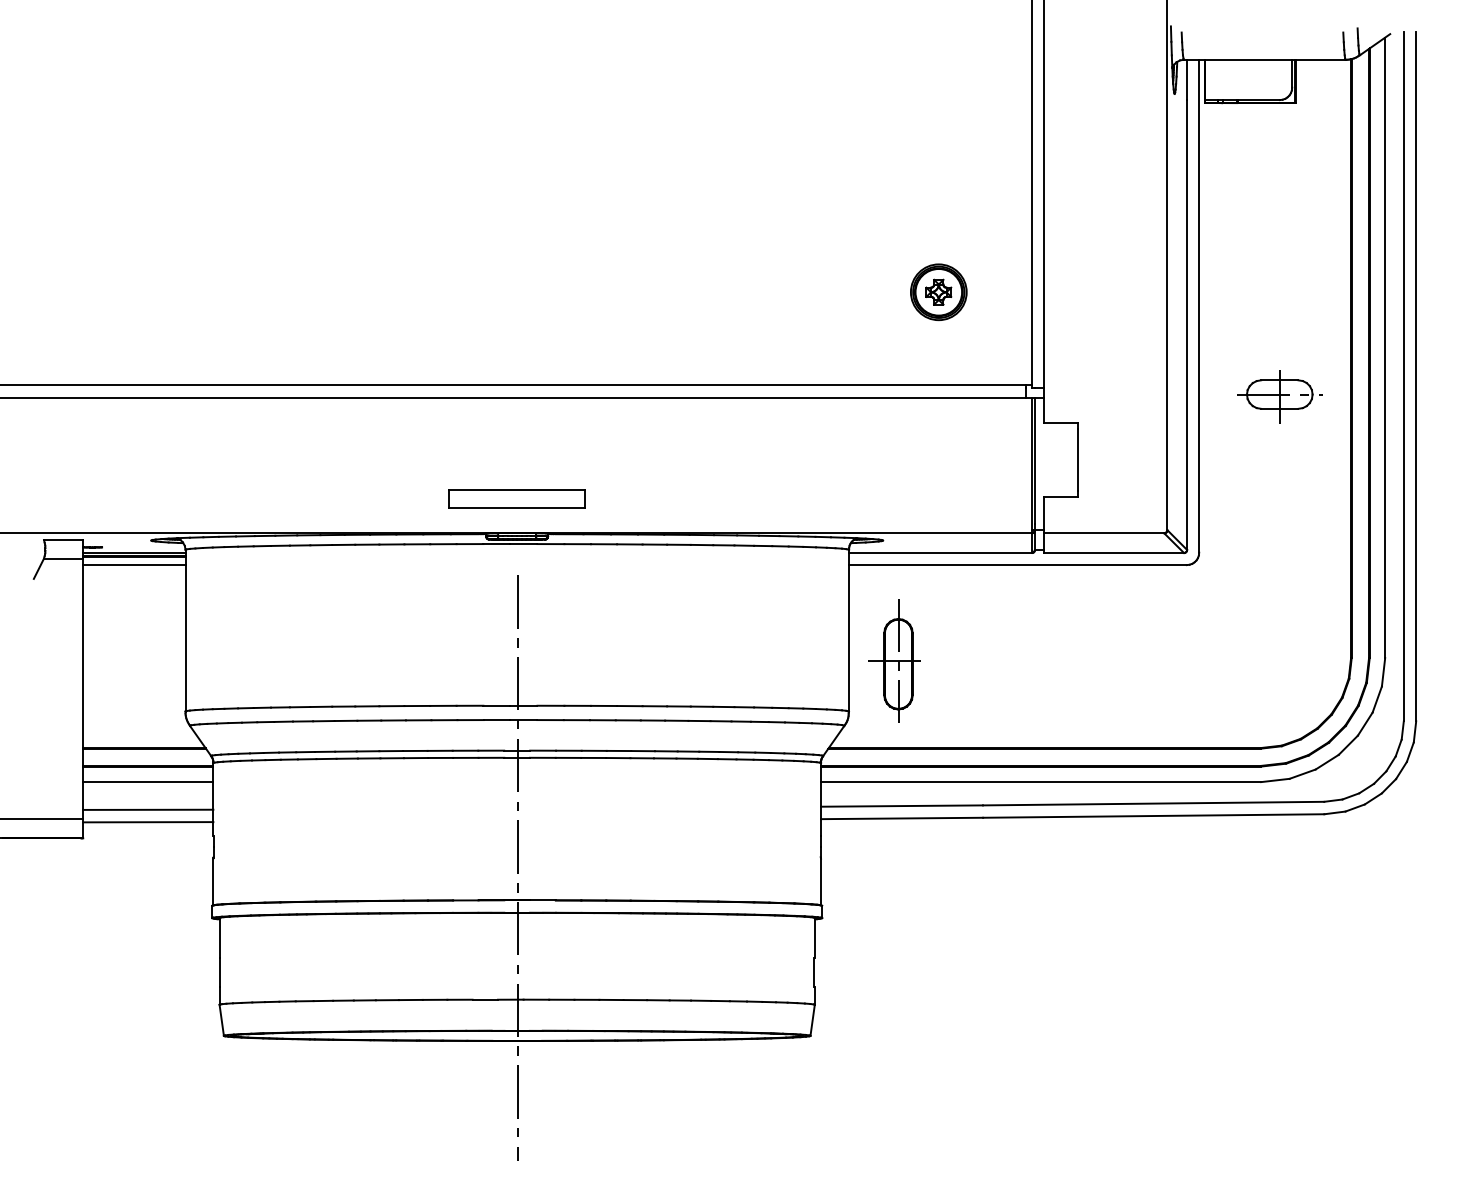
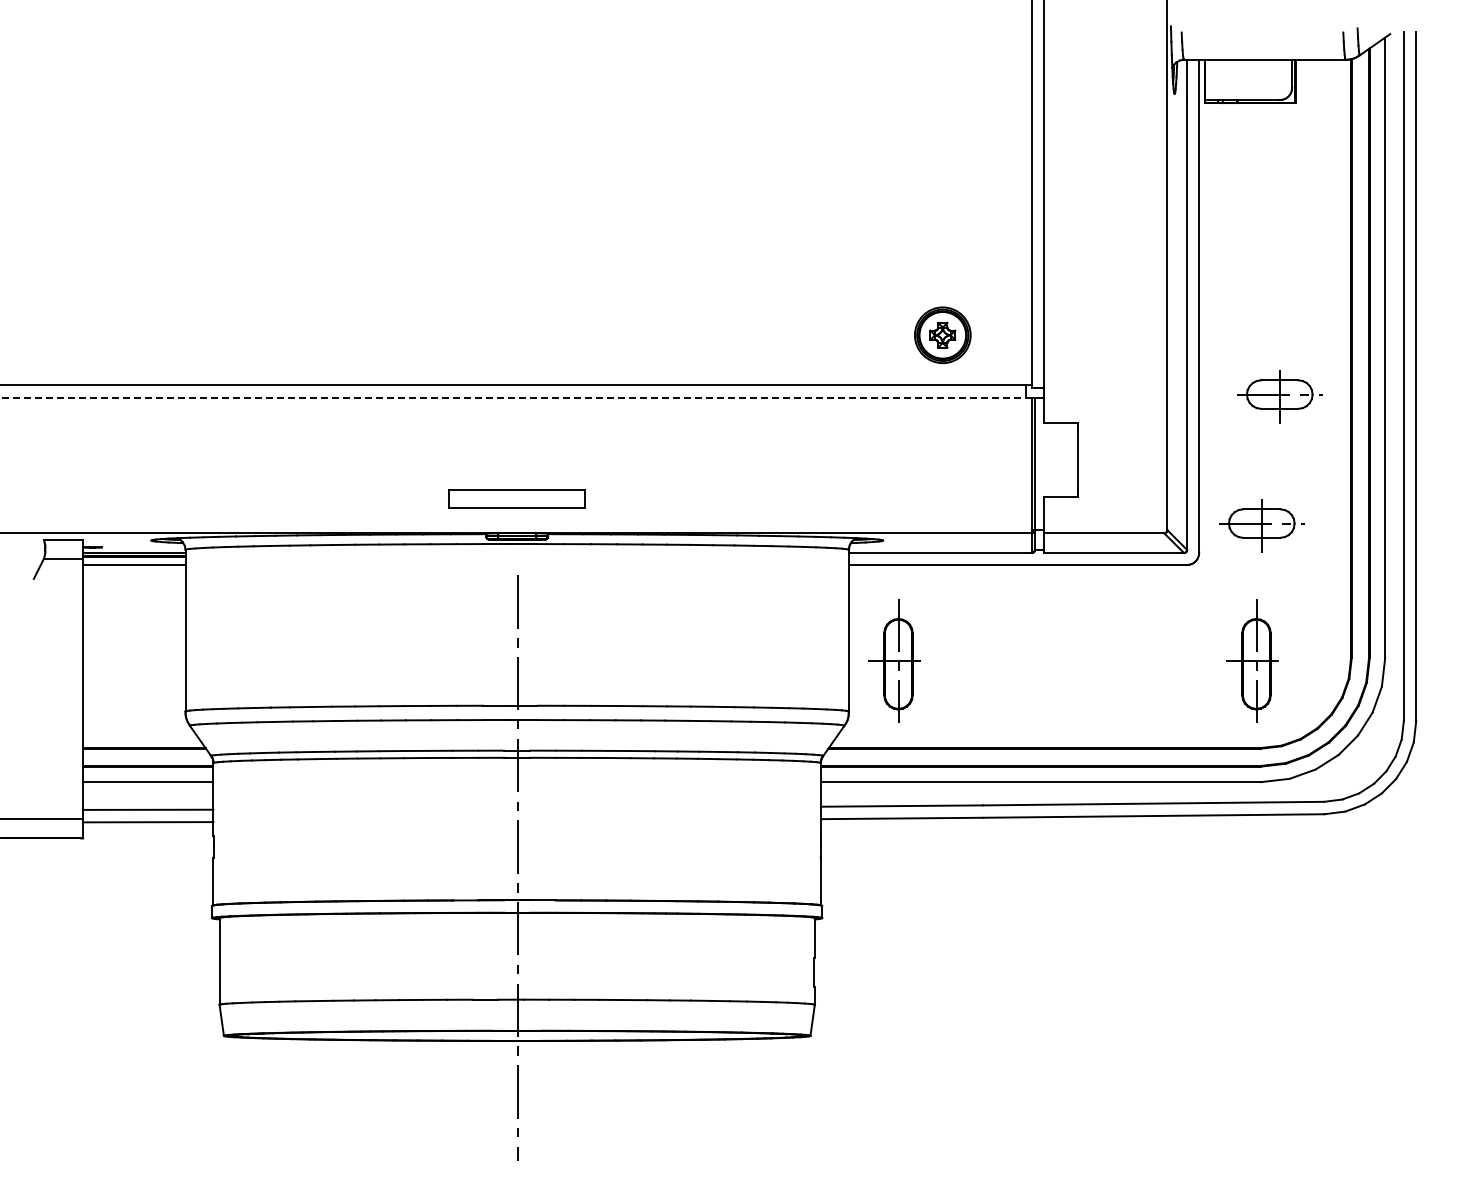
part position: (938, 292) -> (942, 335) (942, 335)
line: solid -> dashed (515, 397)
part: none -> present (1261, 525)
part: none -> present (1252, 660)
